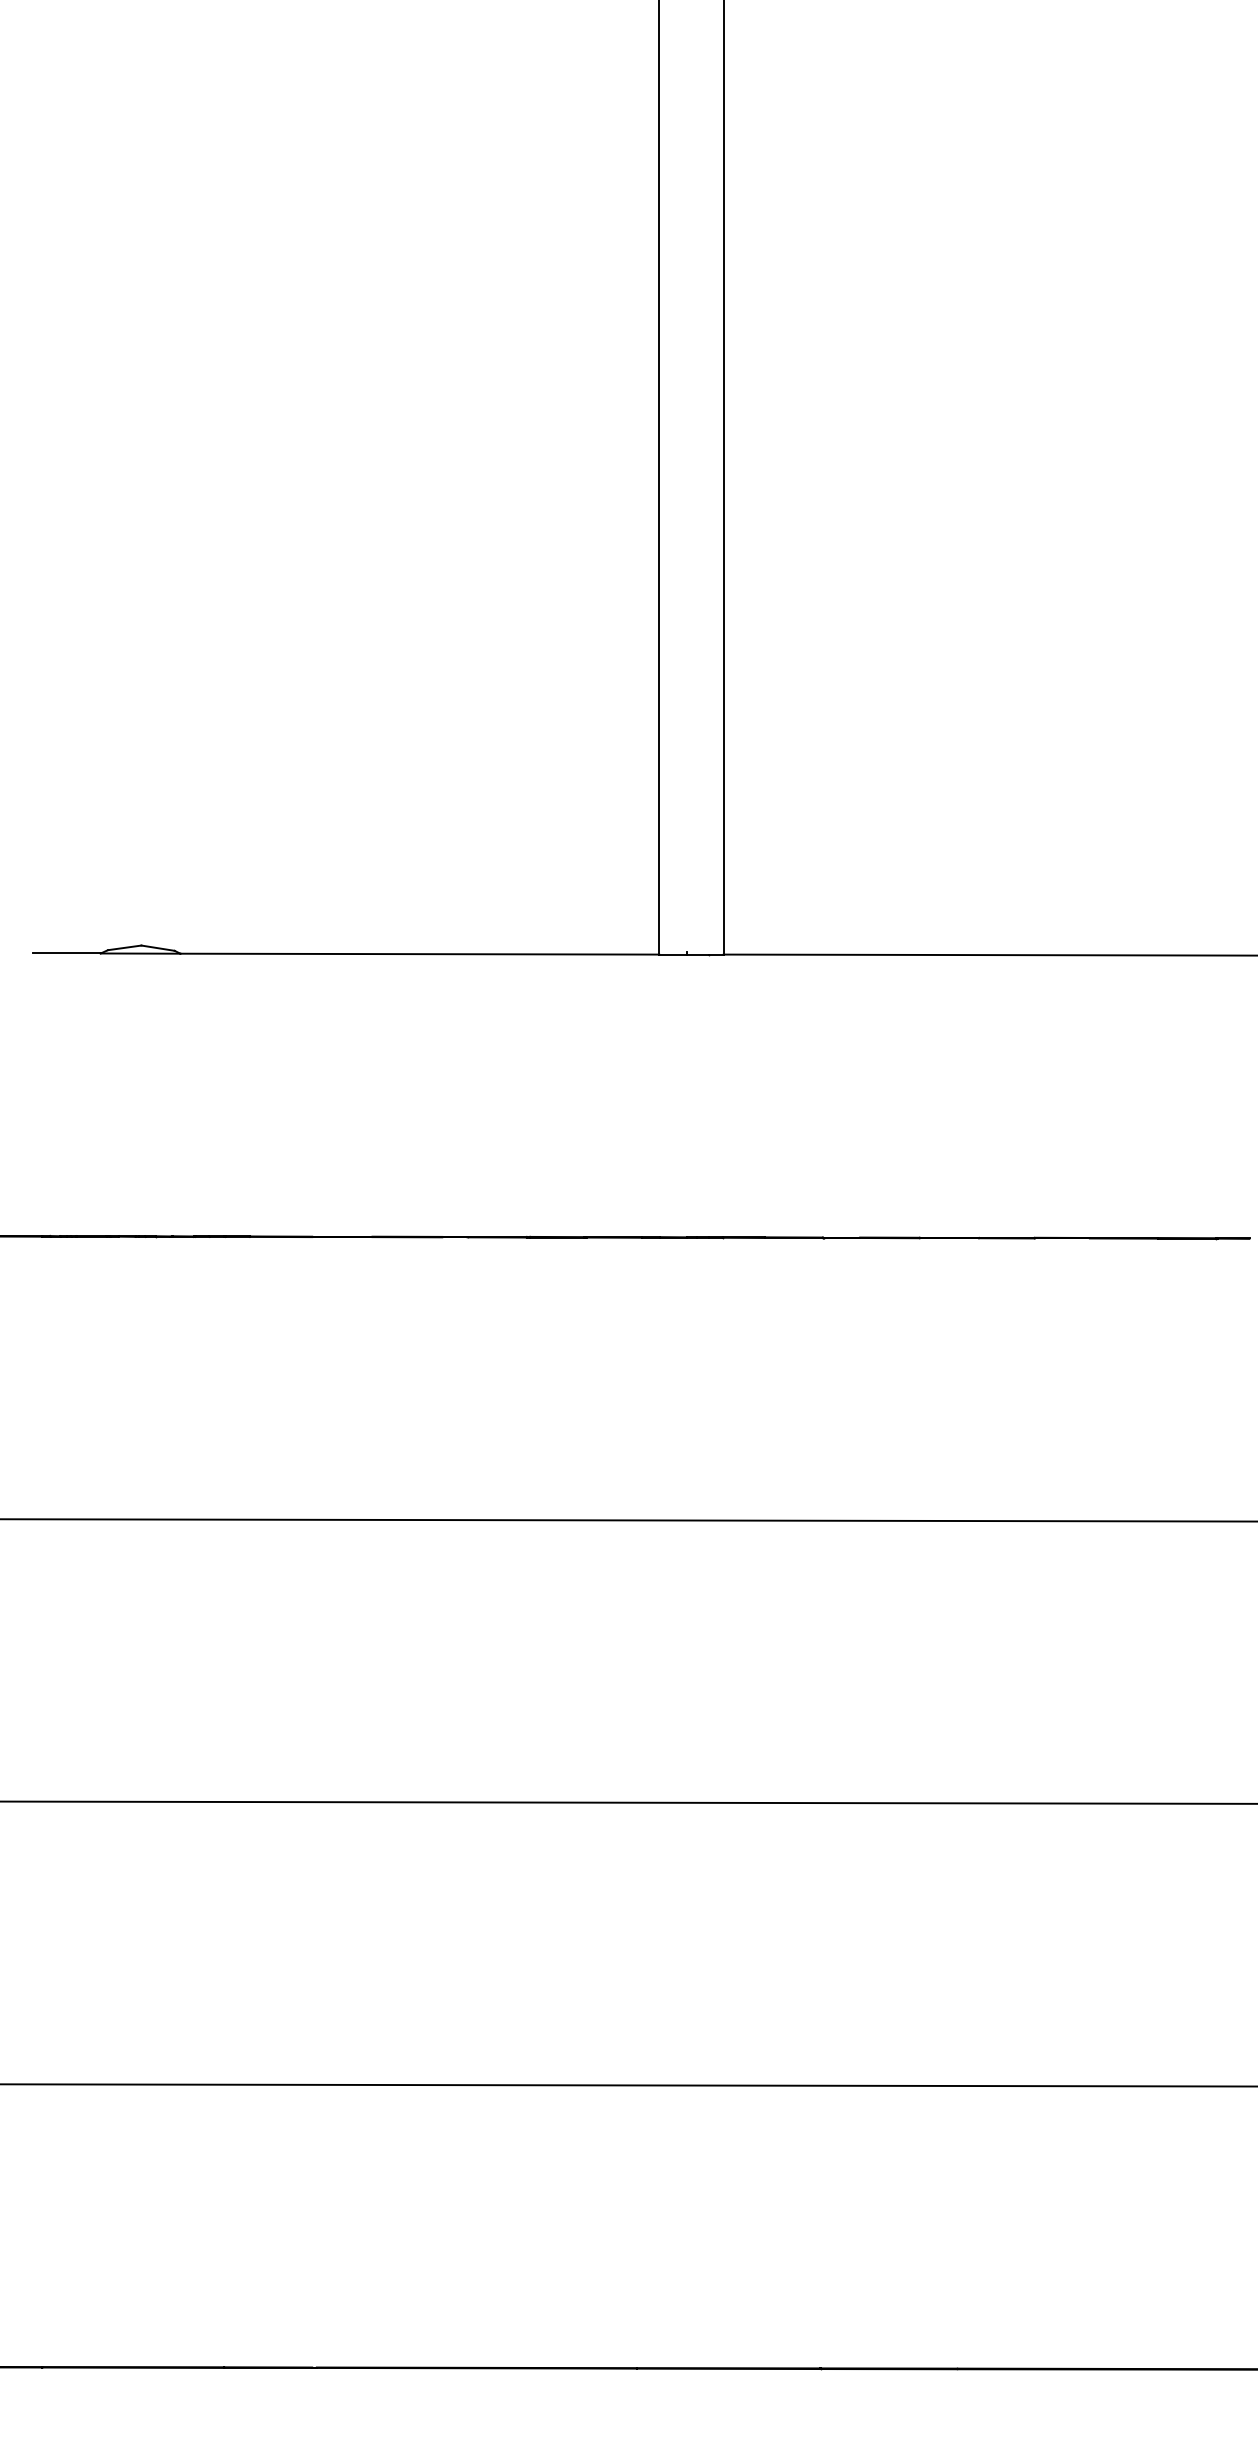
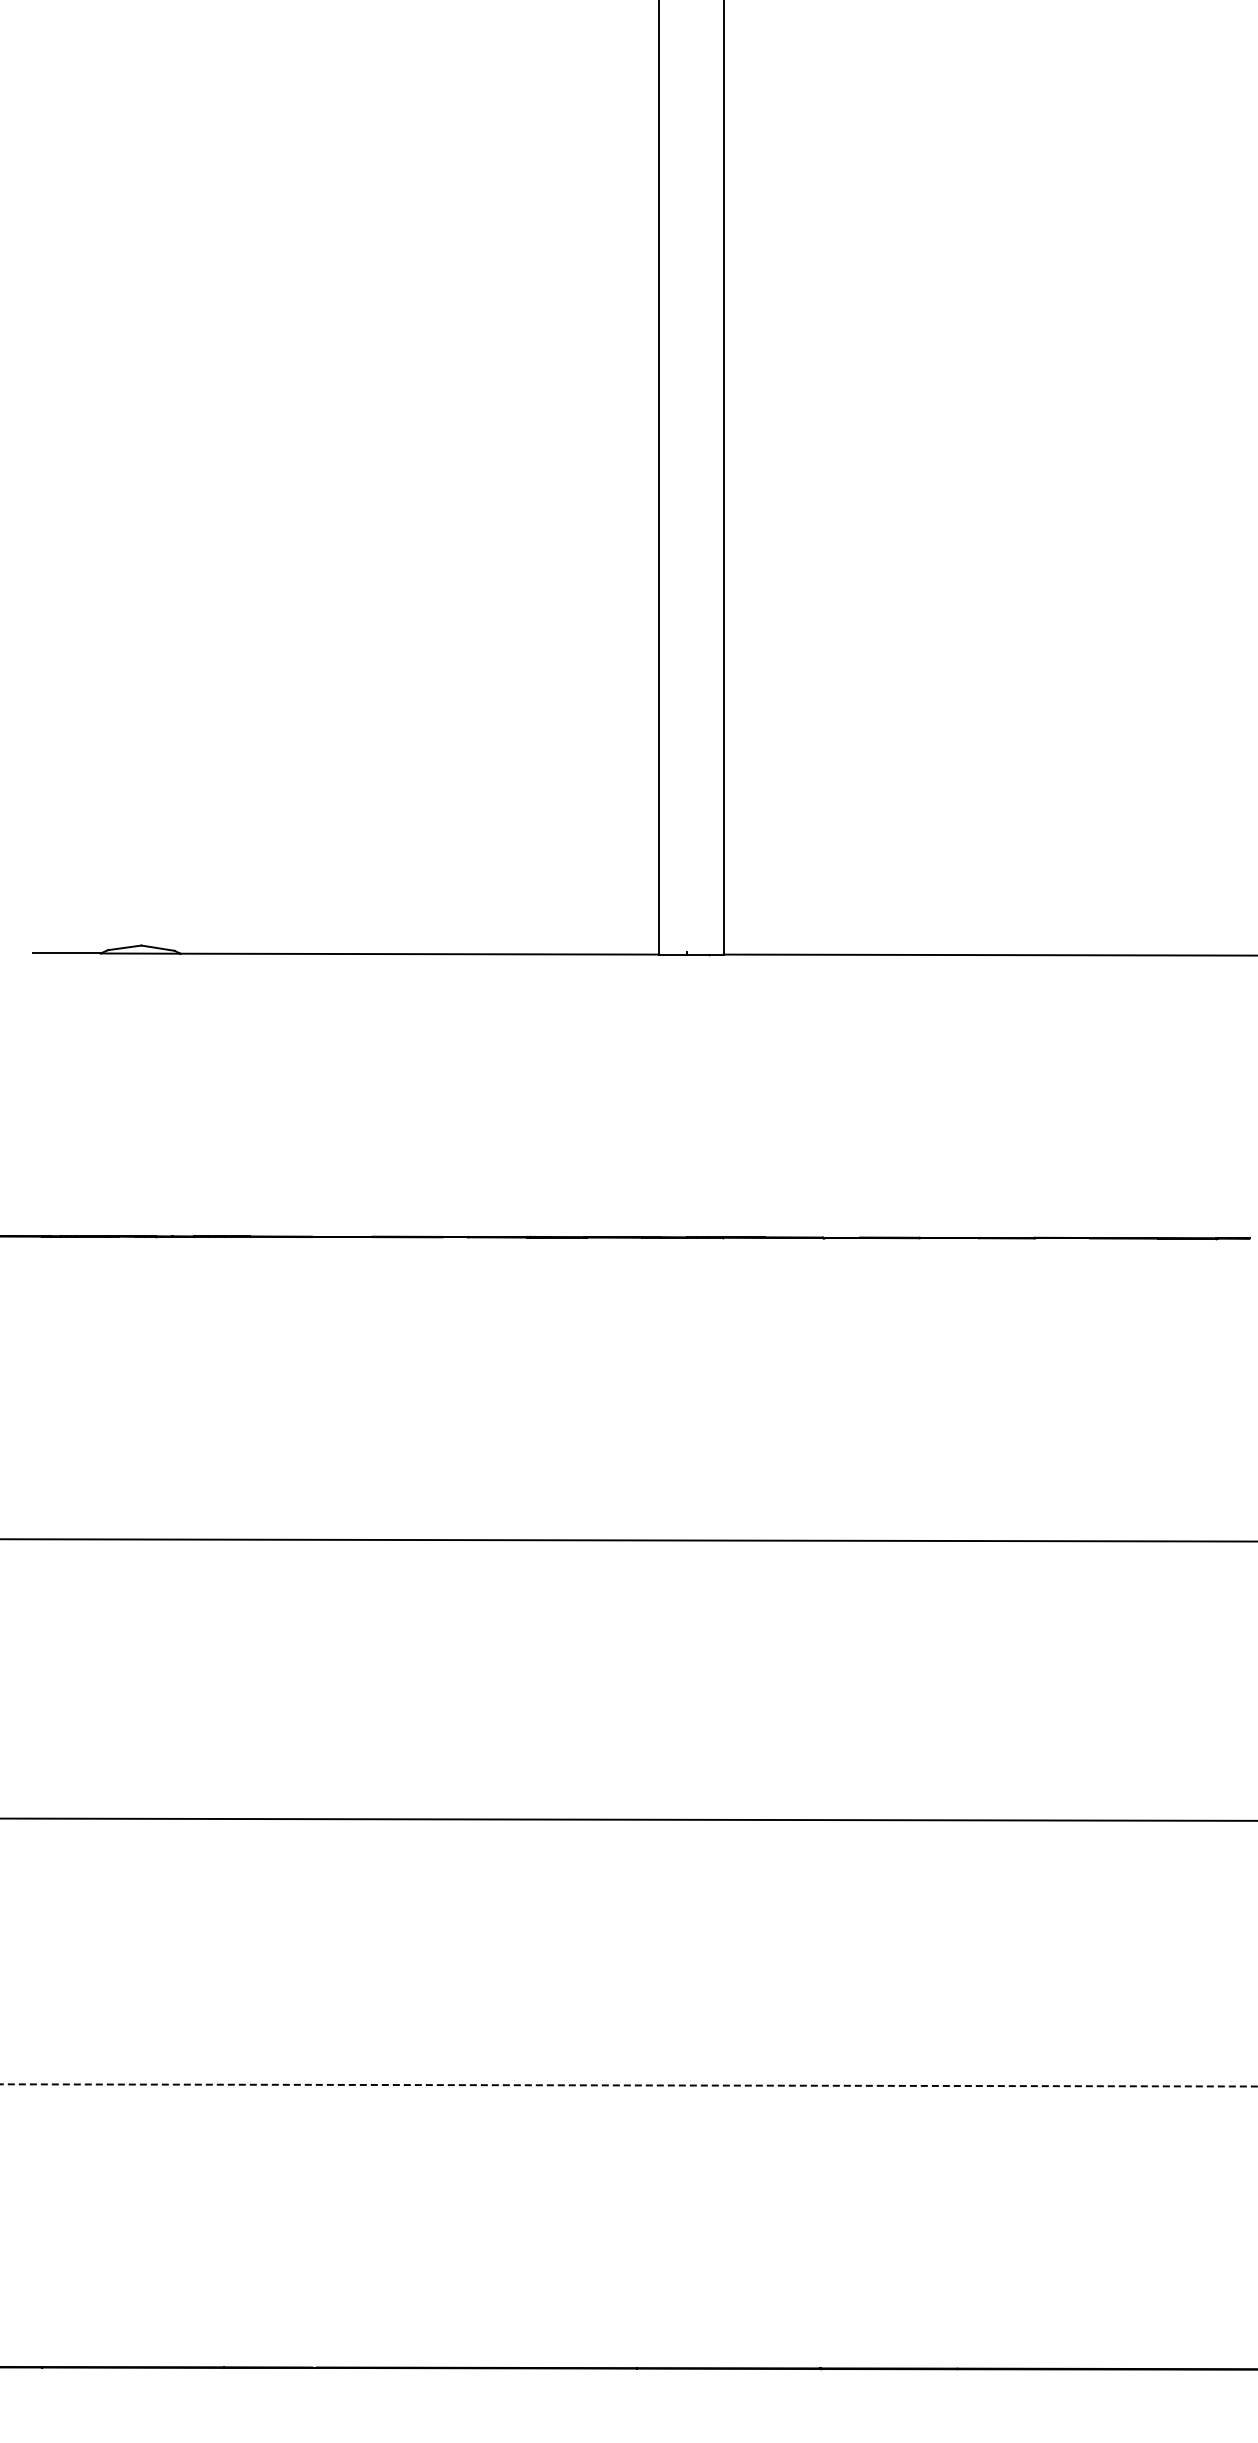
line position: (628, 1520) -> (628, 1540) (628, 1540)
line position: (628, 1802) -> (628, 1819) (628, 1819)
line: solid -> dashed (628, 2085)
